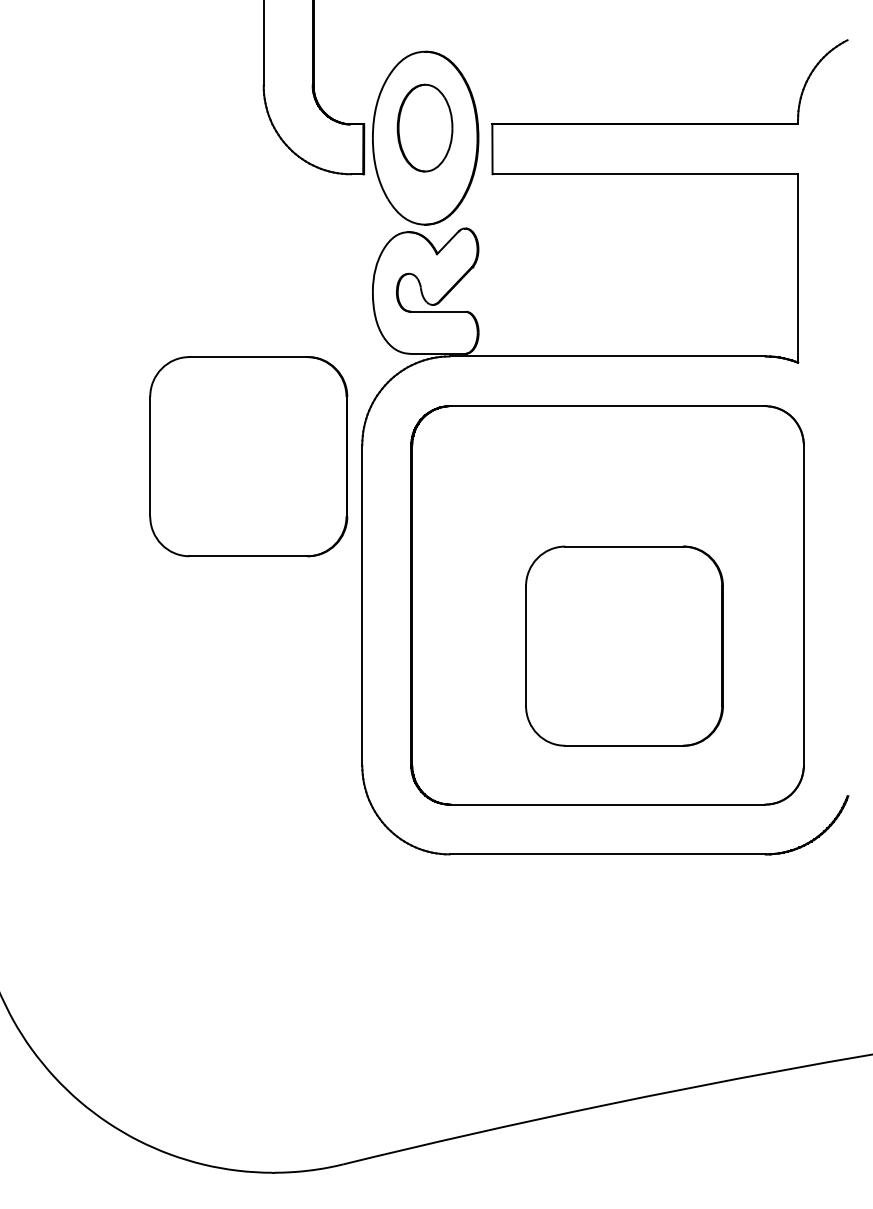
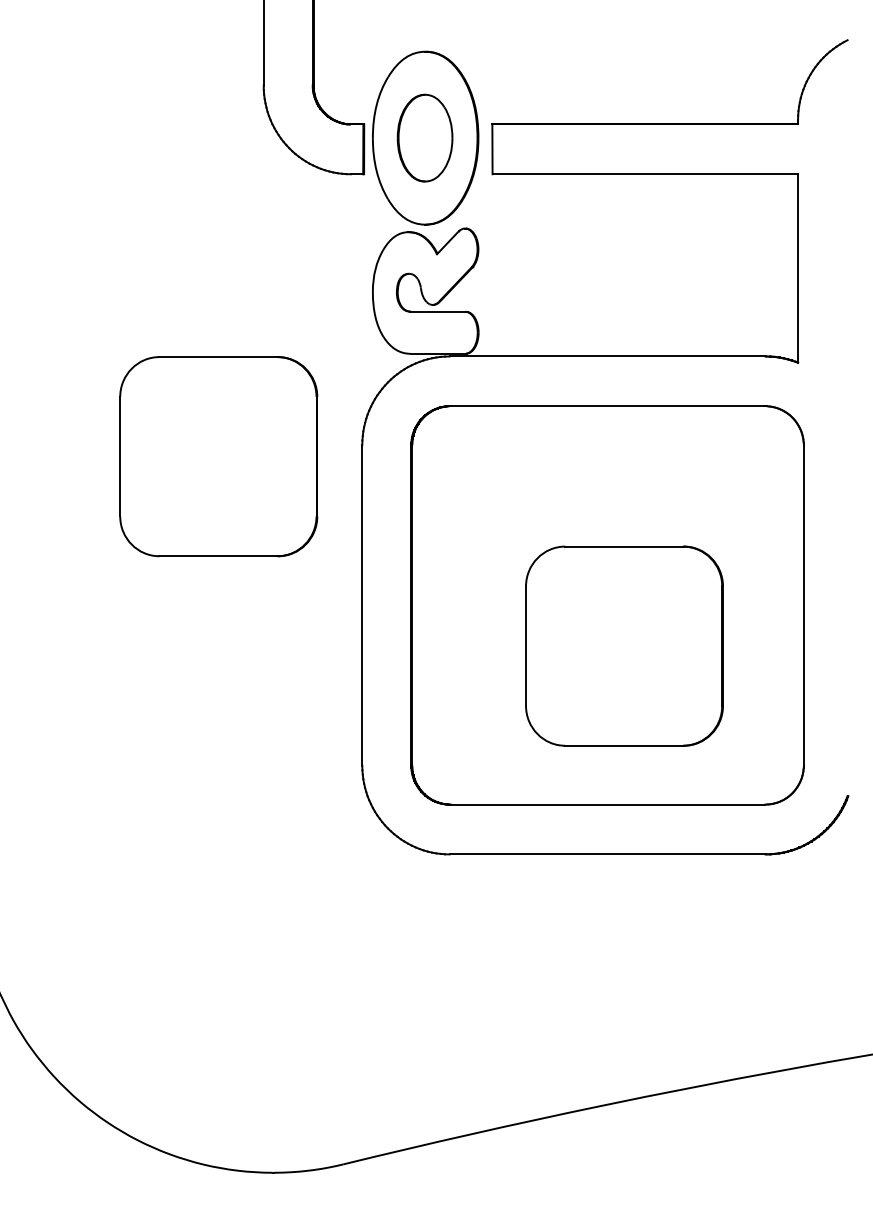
part position: (424, 127) -> (424, 137) (424, 137)
part position: (248, 456) -> (218, 456) (218, 456)
